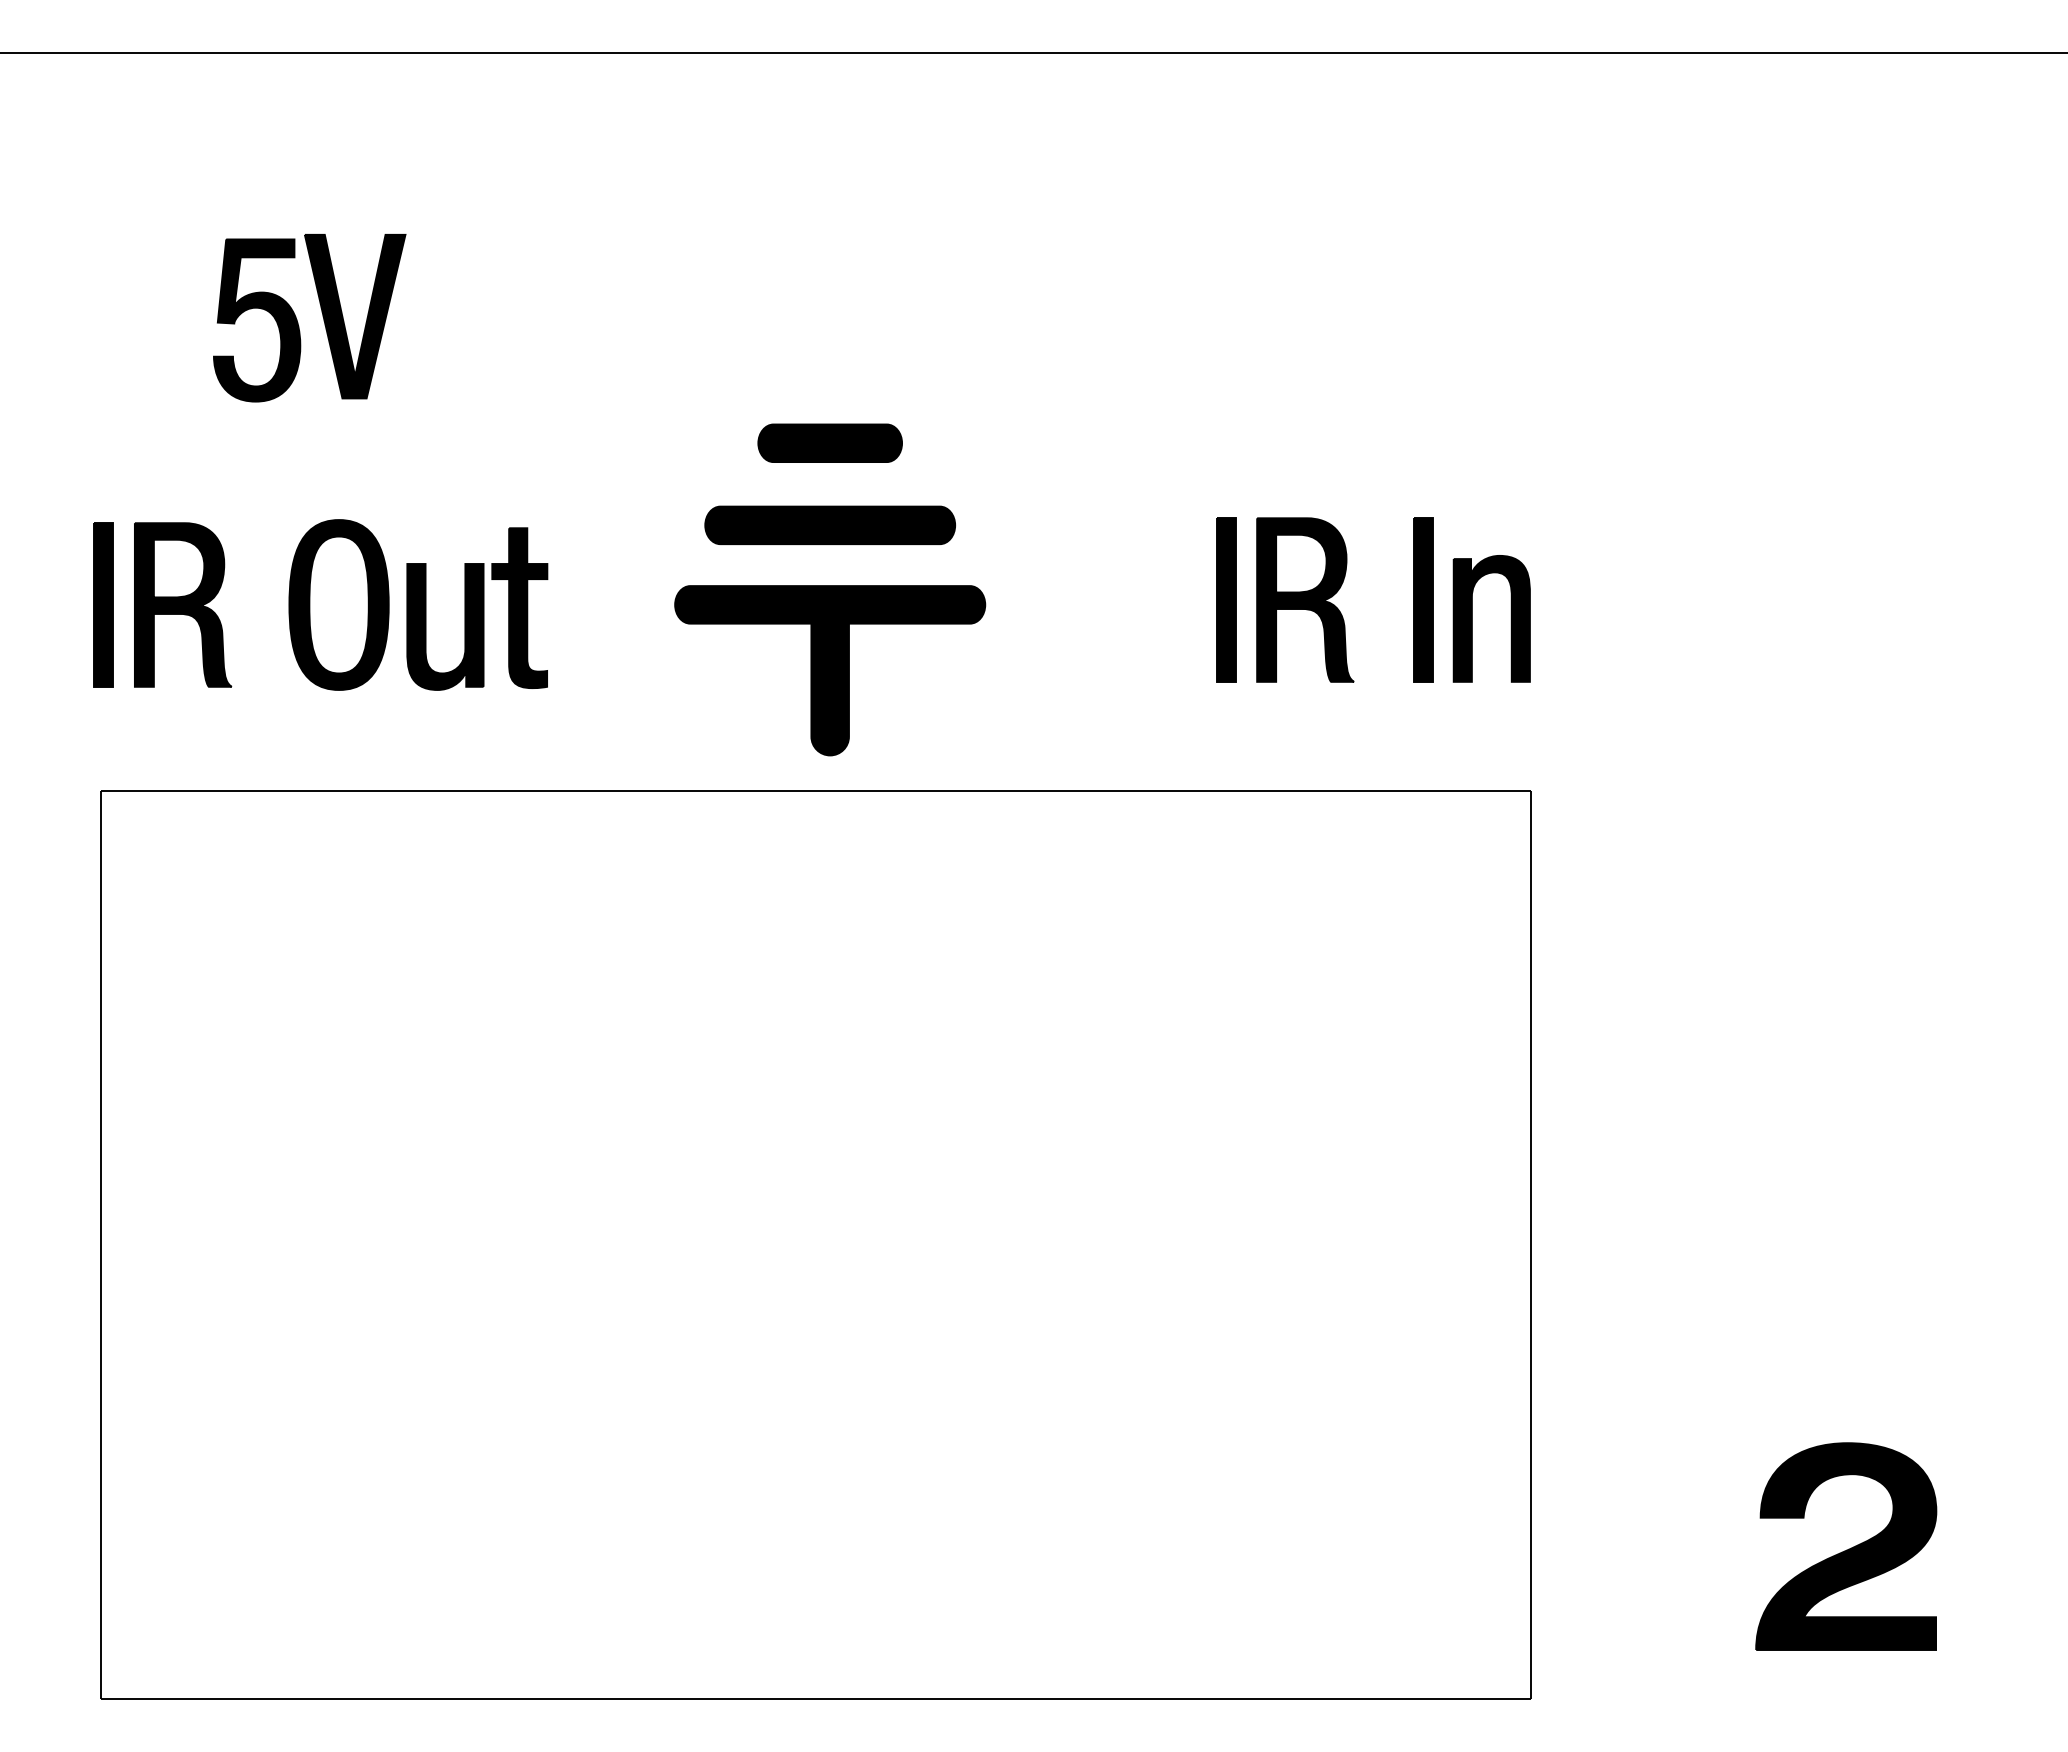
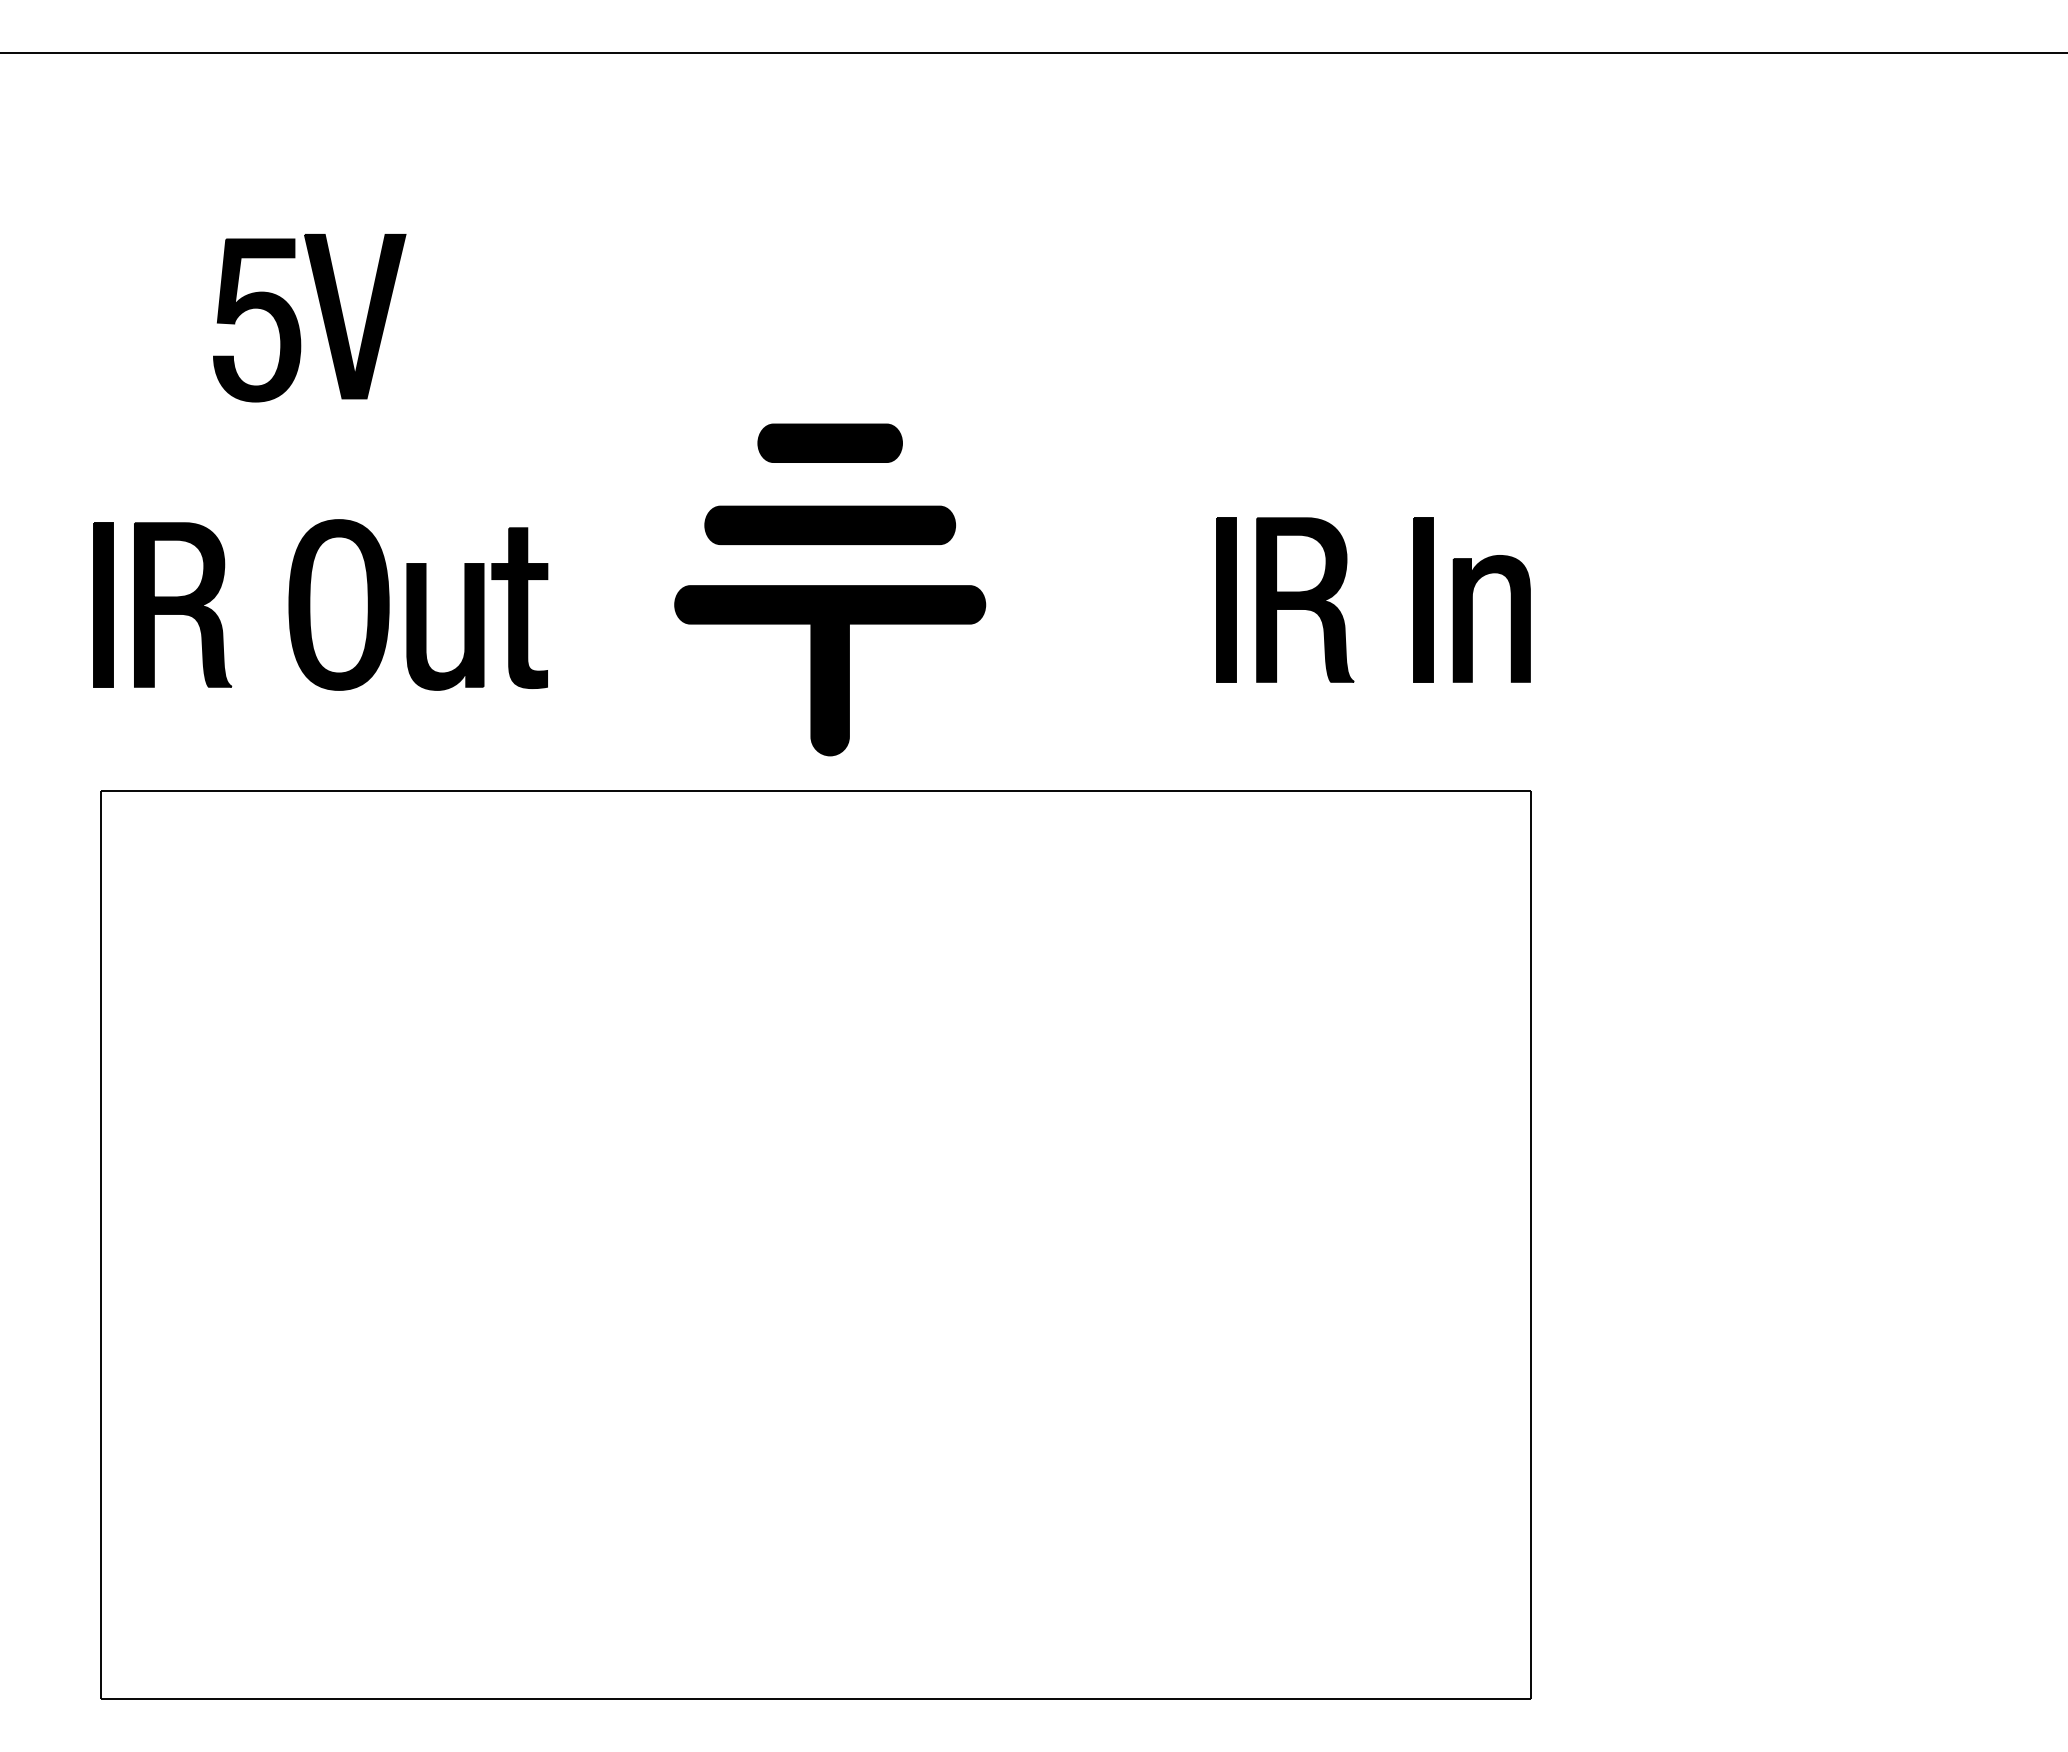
part: present -> none (1846, 1546)
